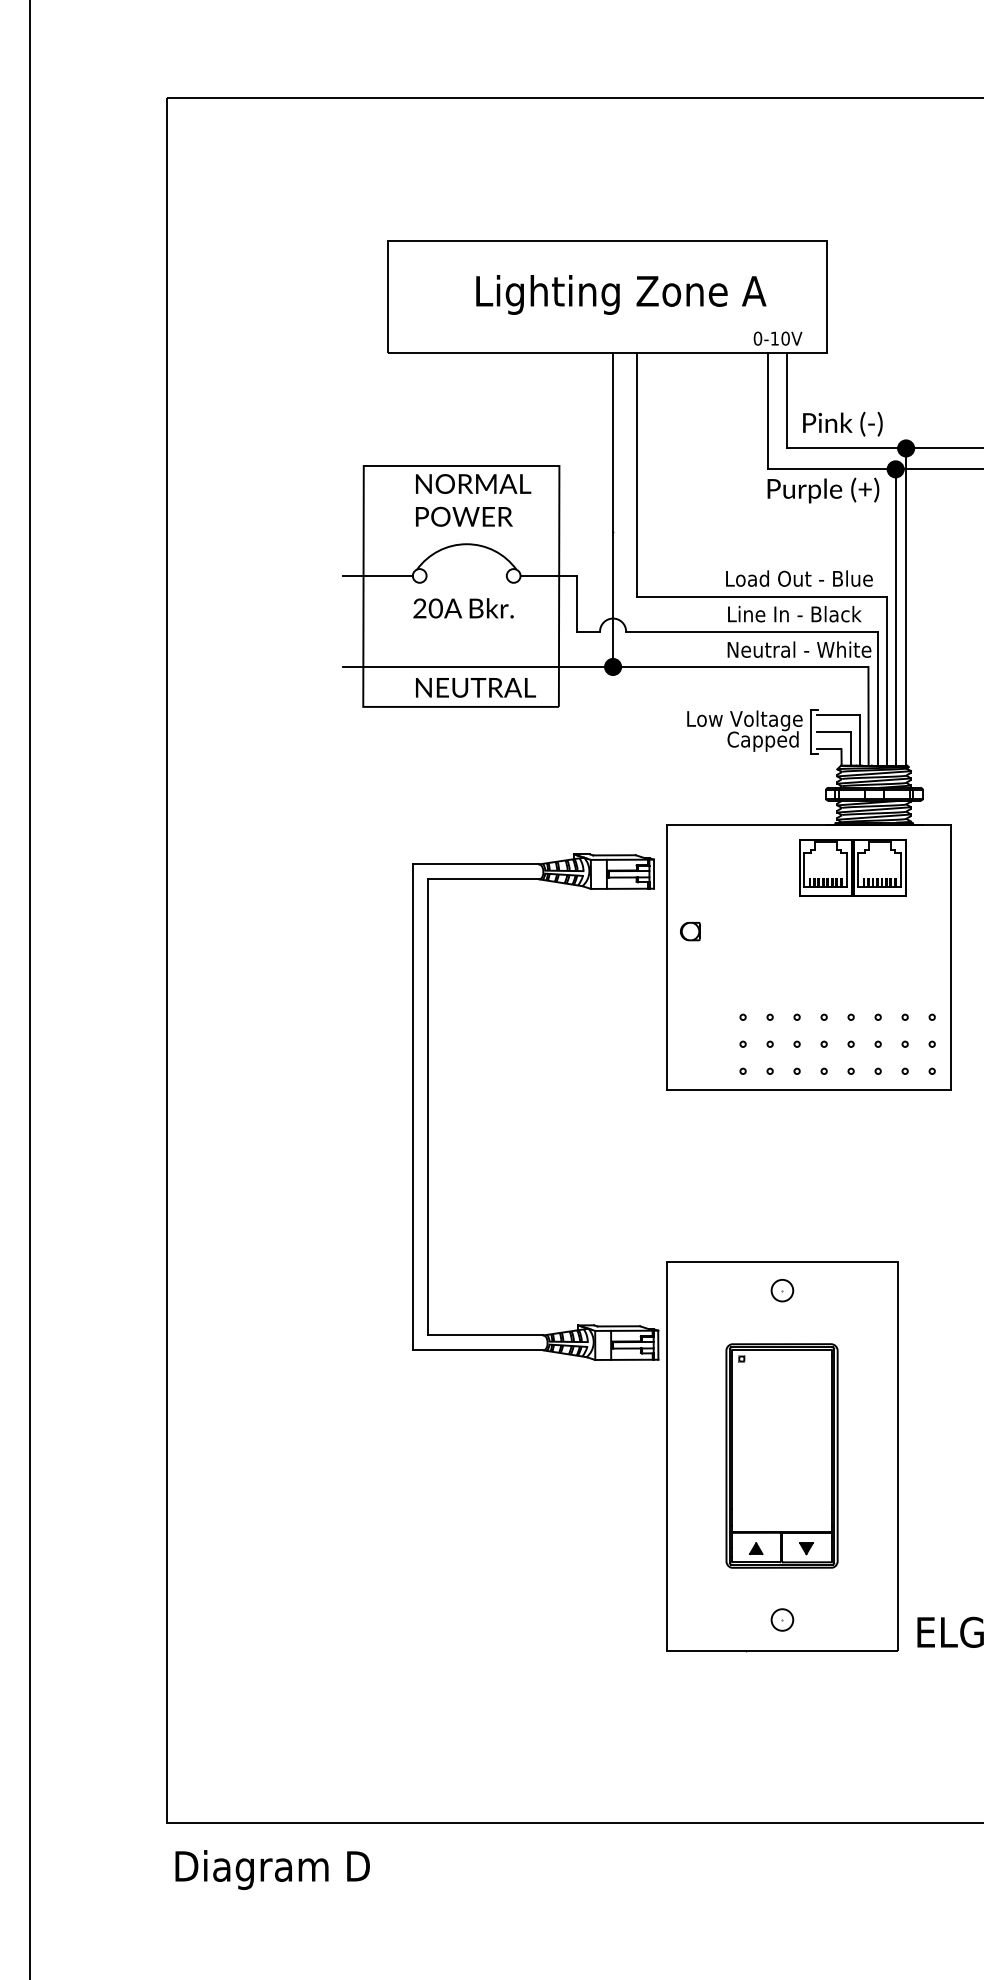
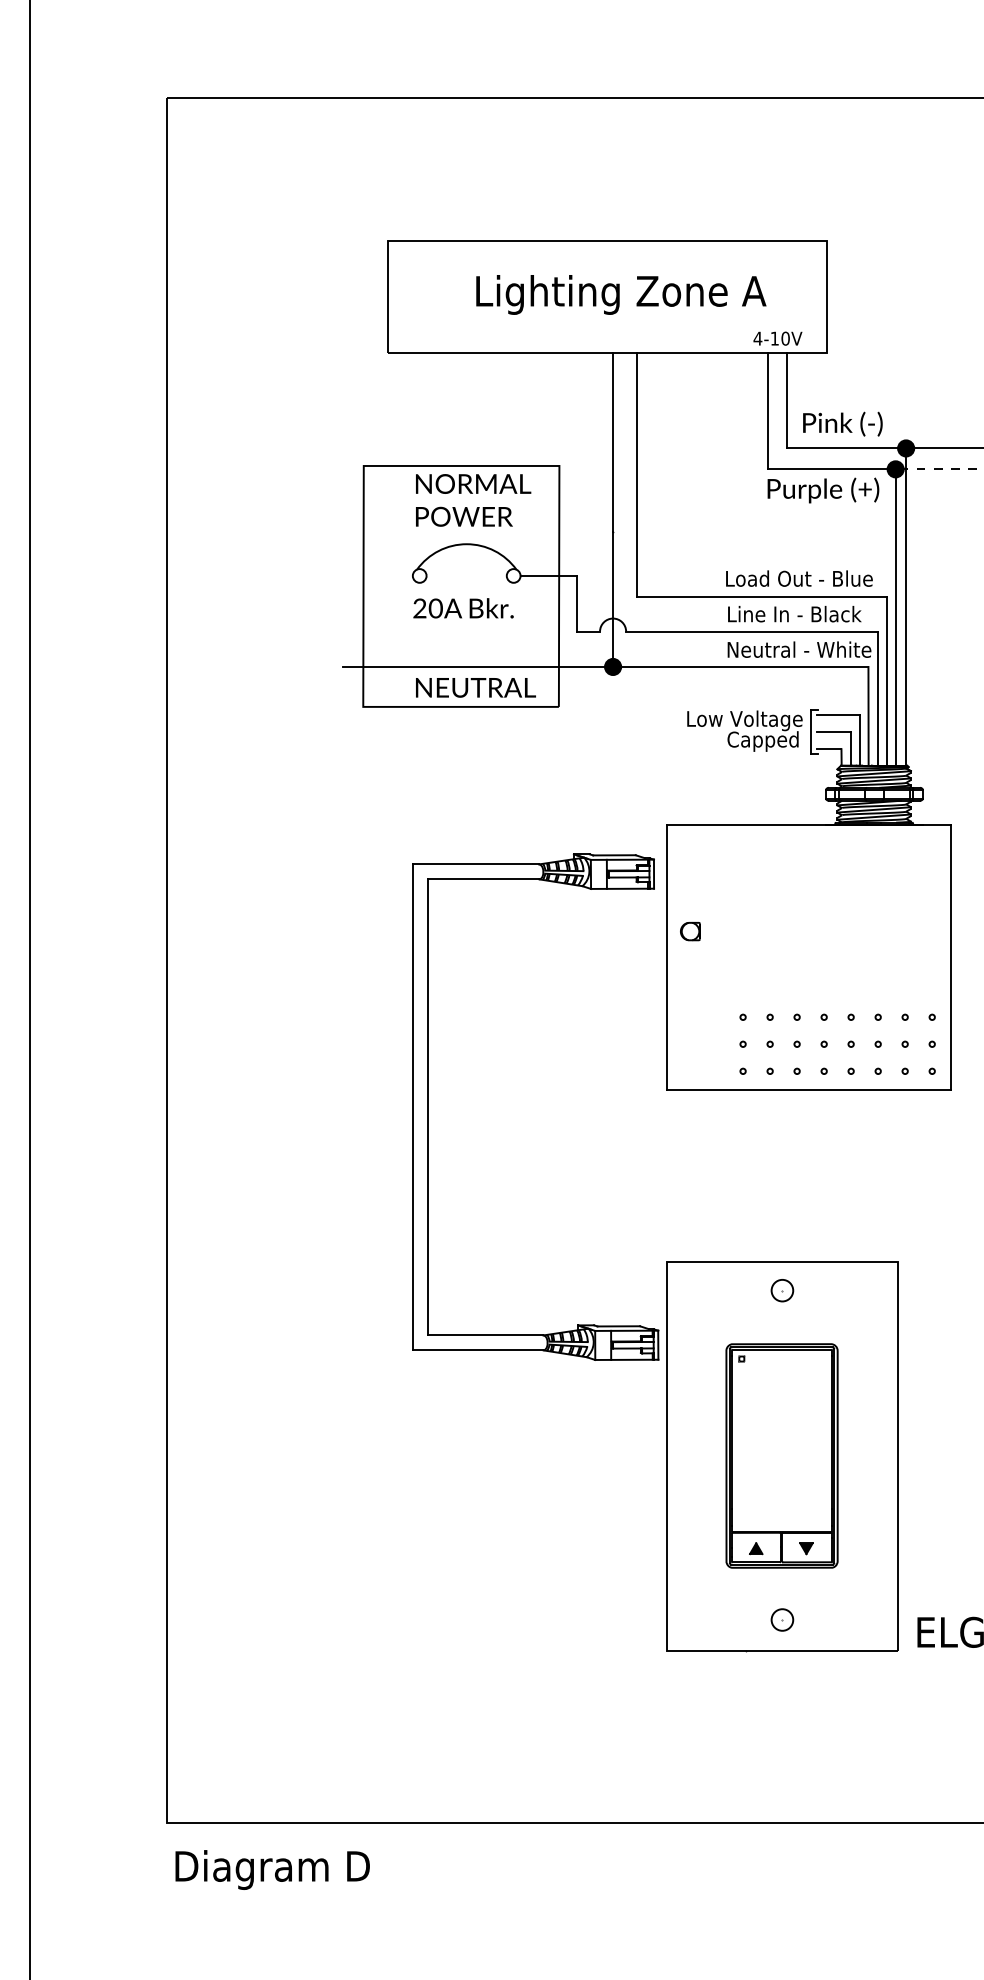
text: 0-10V -> 4-10V (757, 338)
line: solid -> dashed (939, 469)
line: present -> none (377, 575)
part: present -> none (852, 867)
